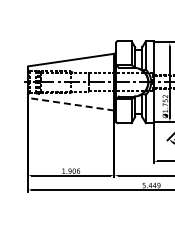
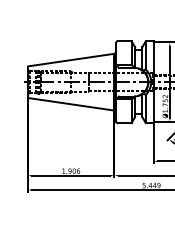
line: dashed -> solid (71, 104)
